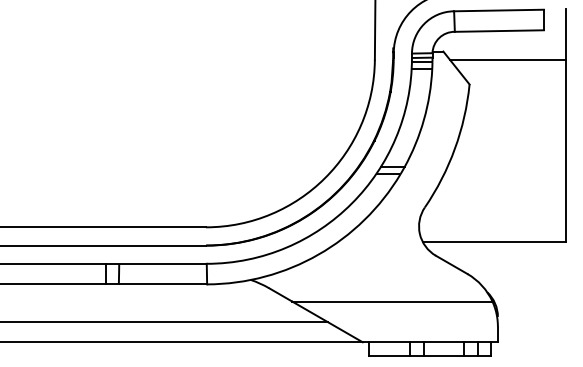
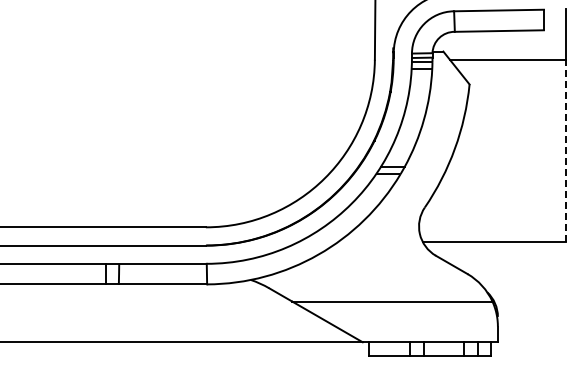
line: solid -> dashed (565, 150)
line: present -> none (164, 321)
